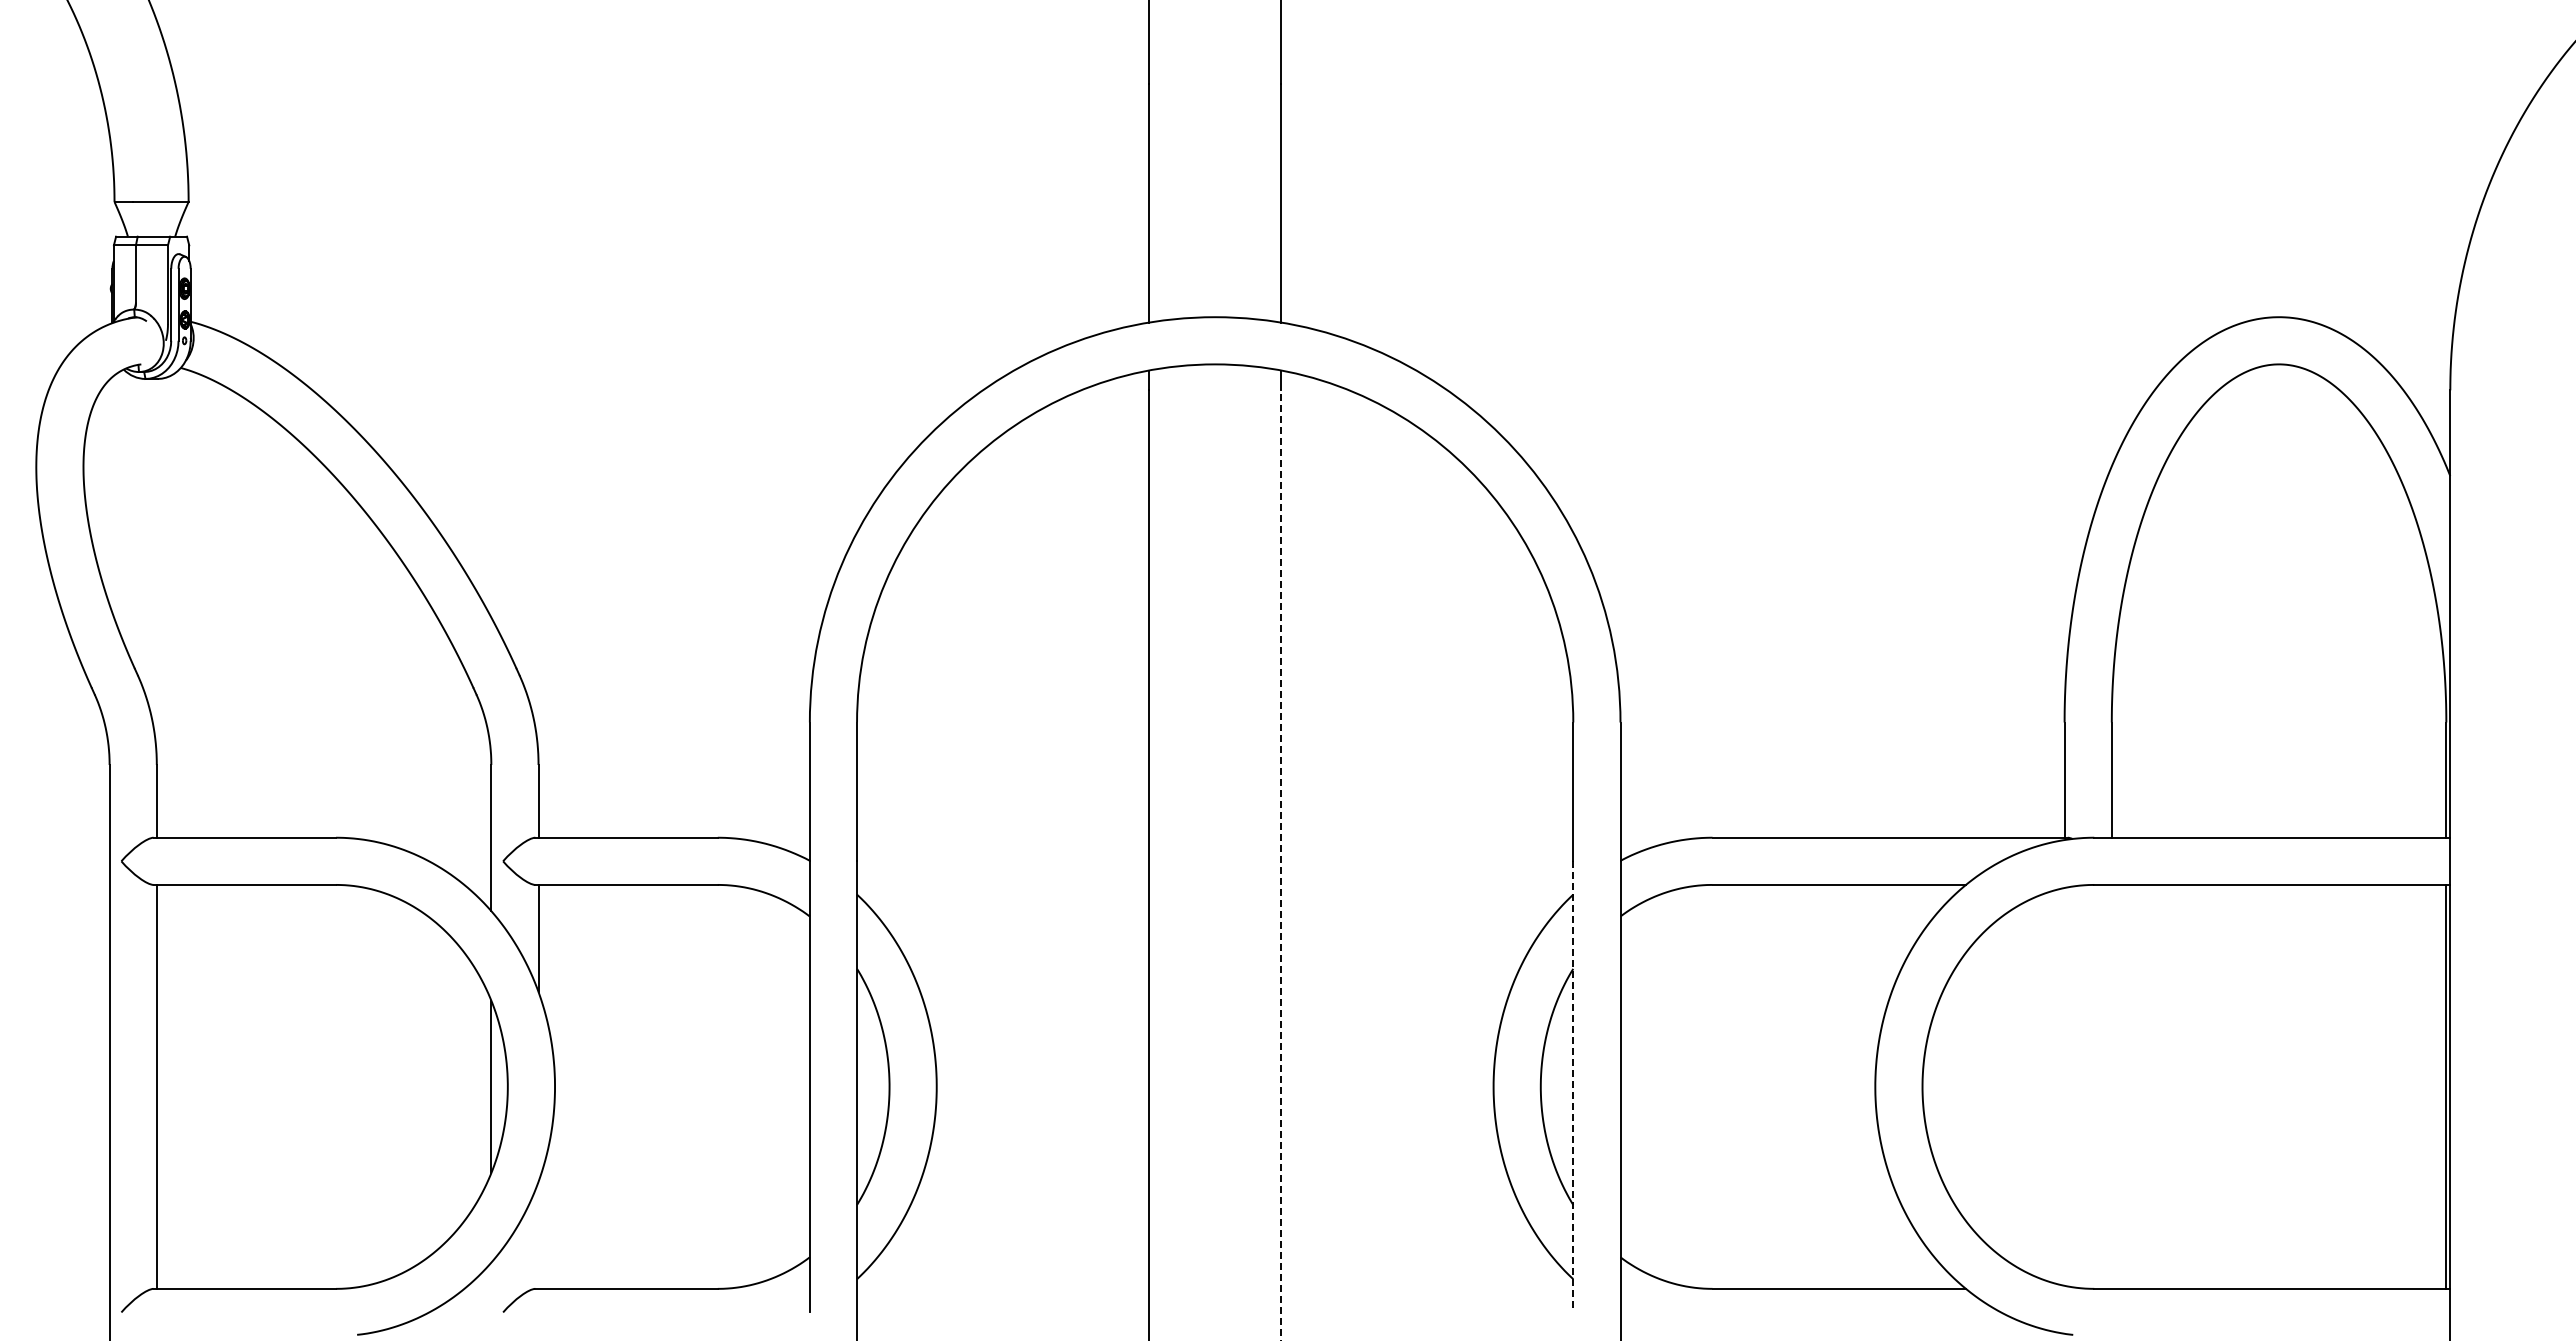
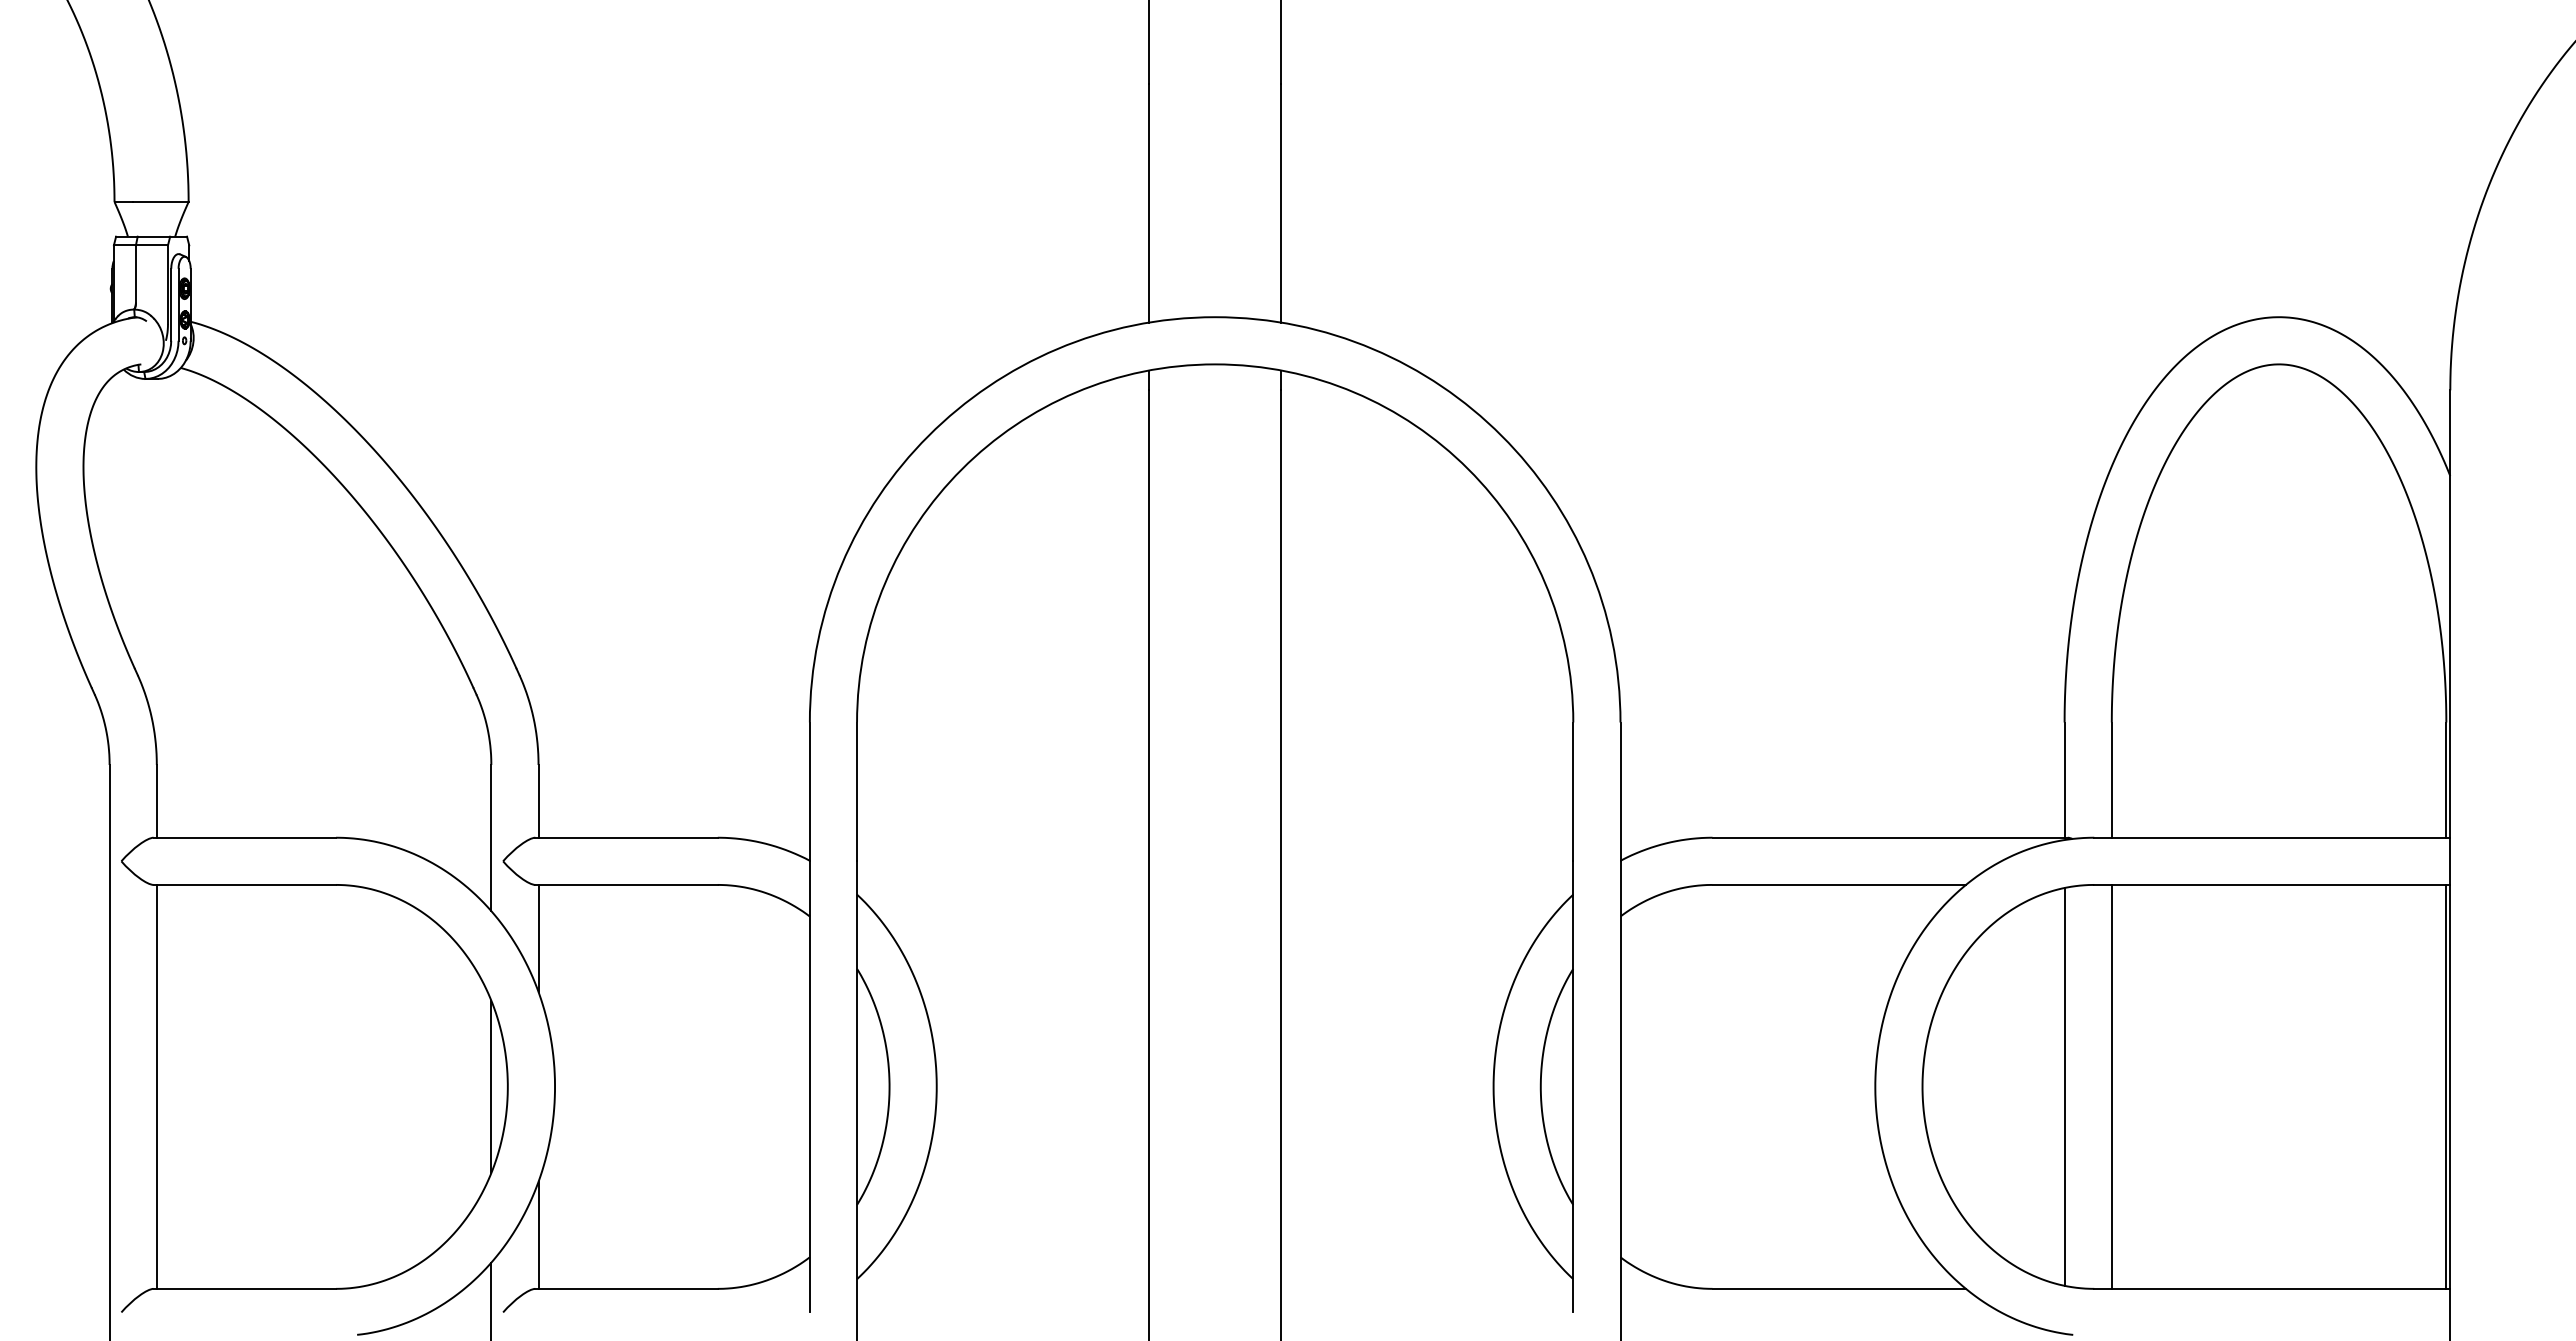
line: dashed -> solid (1281, 865)
line: dashed -> solid (1573, 1086)
line: none -> present (2064, 1086)
line: none -> present (2111, 1086)
line: none -> present (538, 1234)
line: none -> present (491, 1299)
